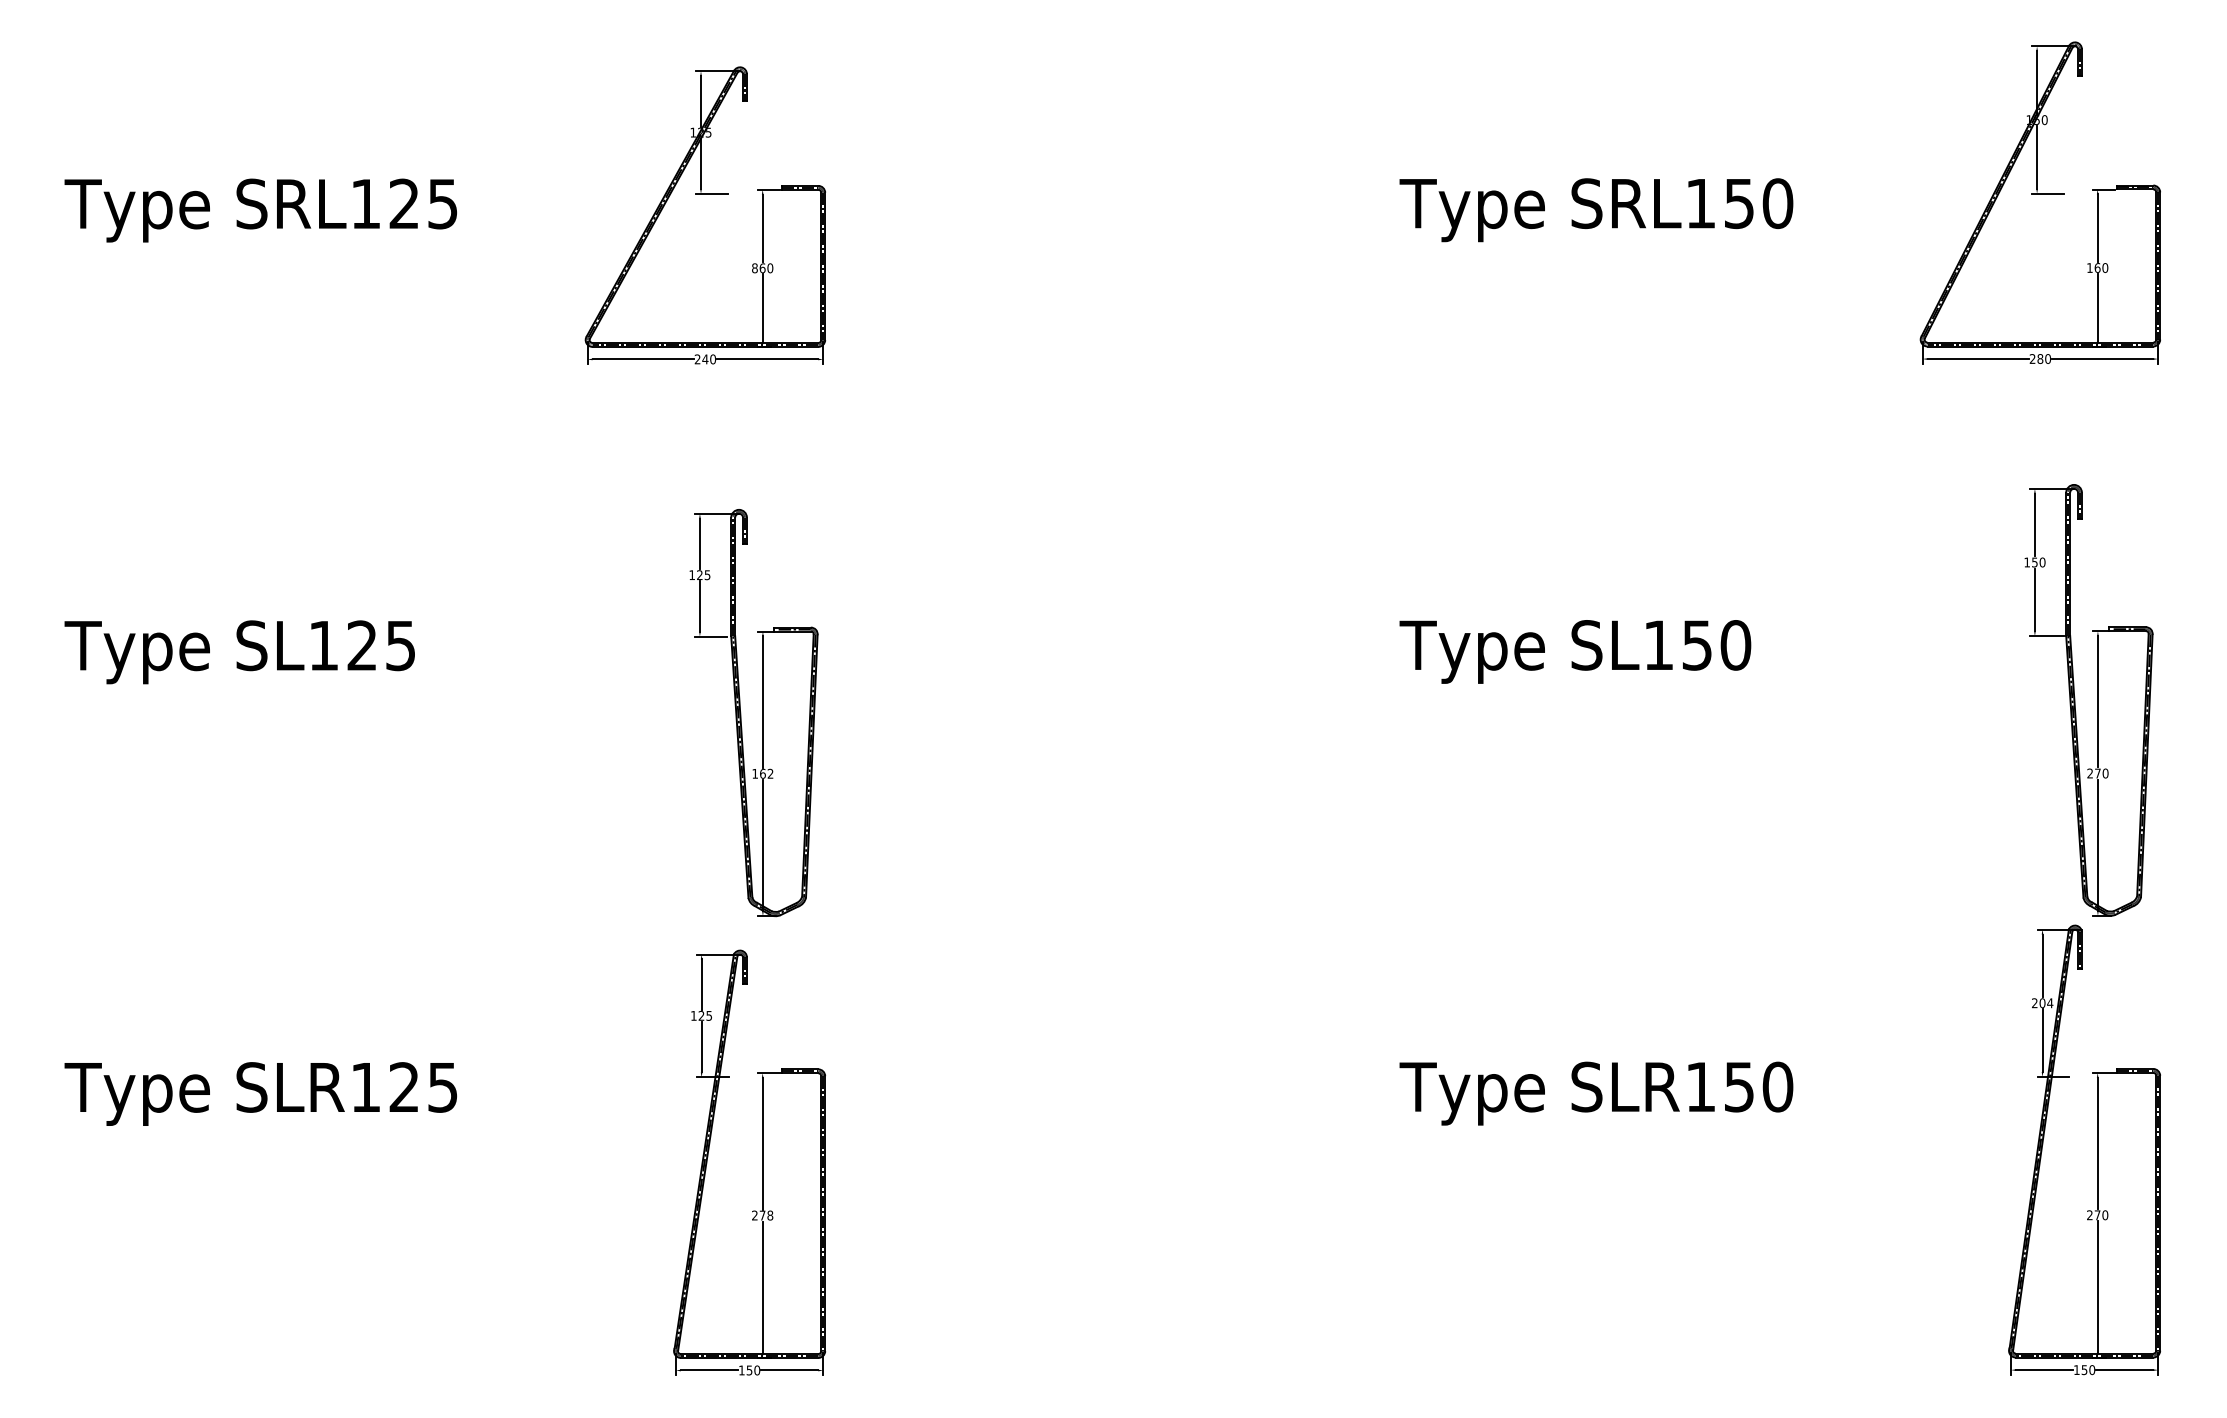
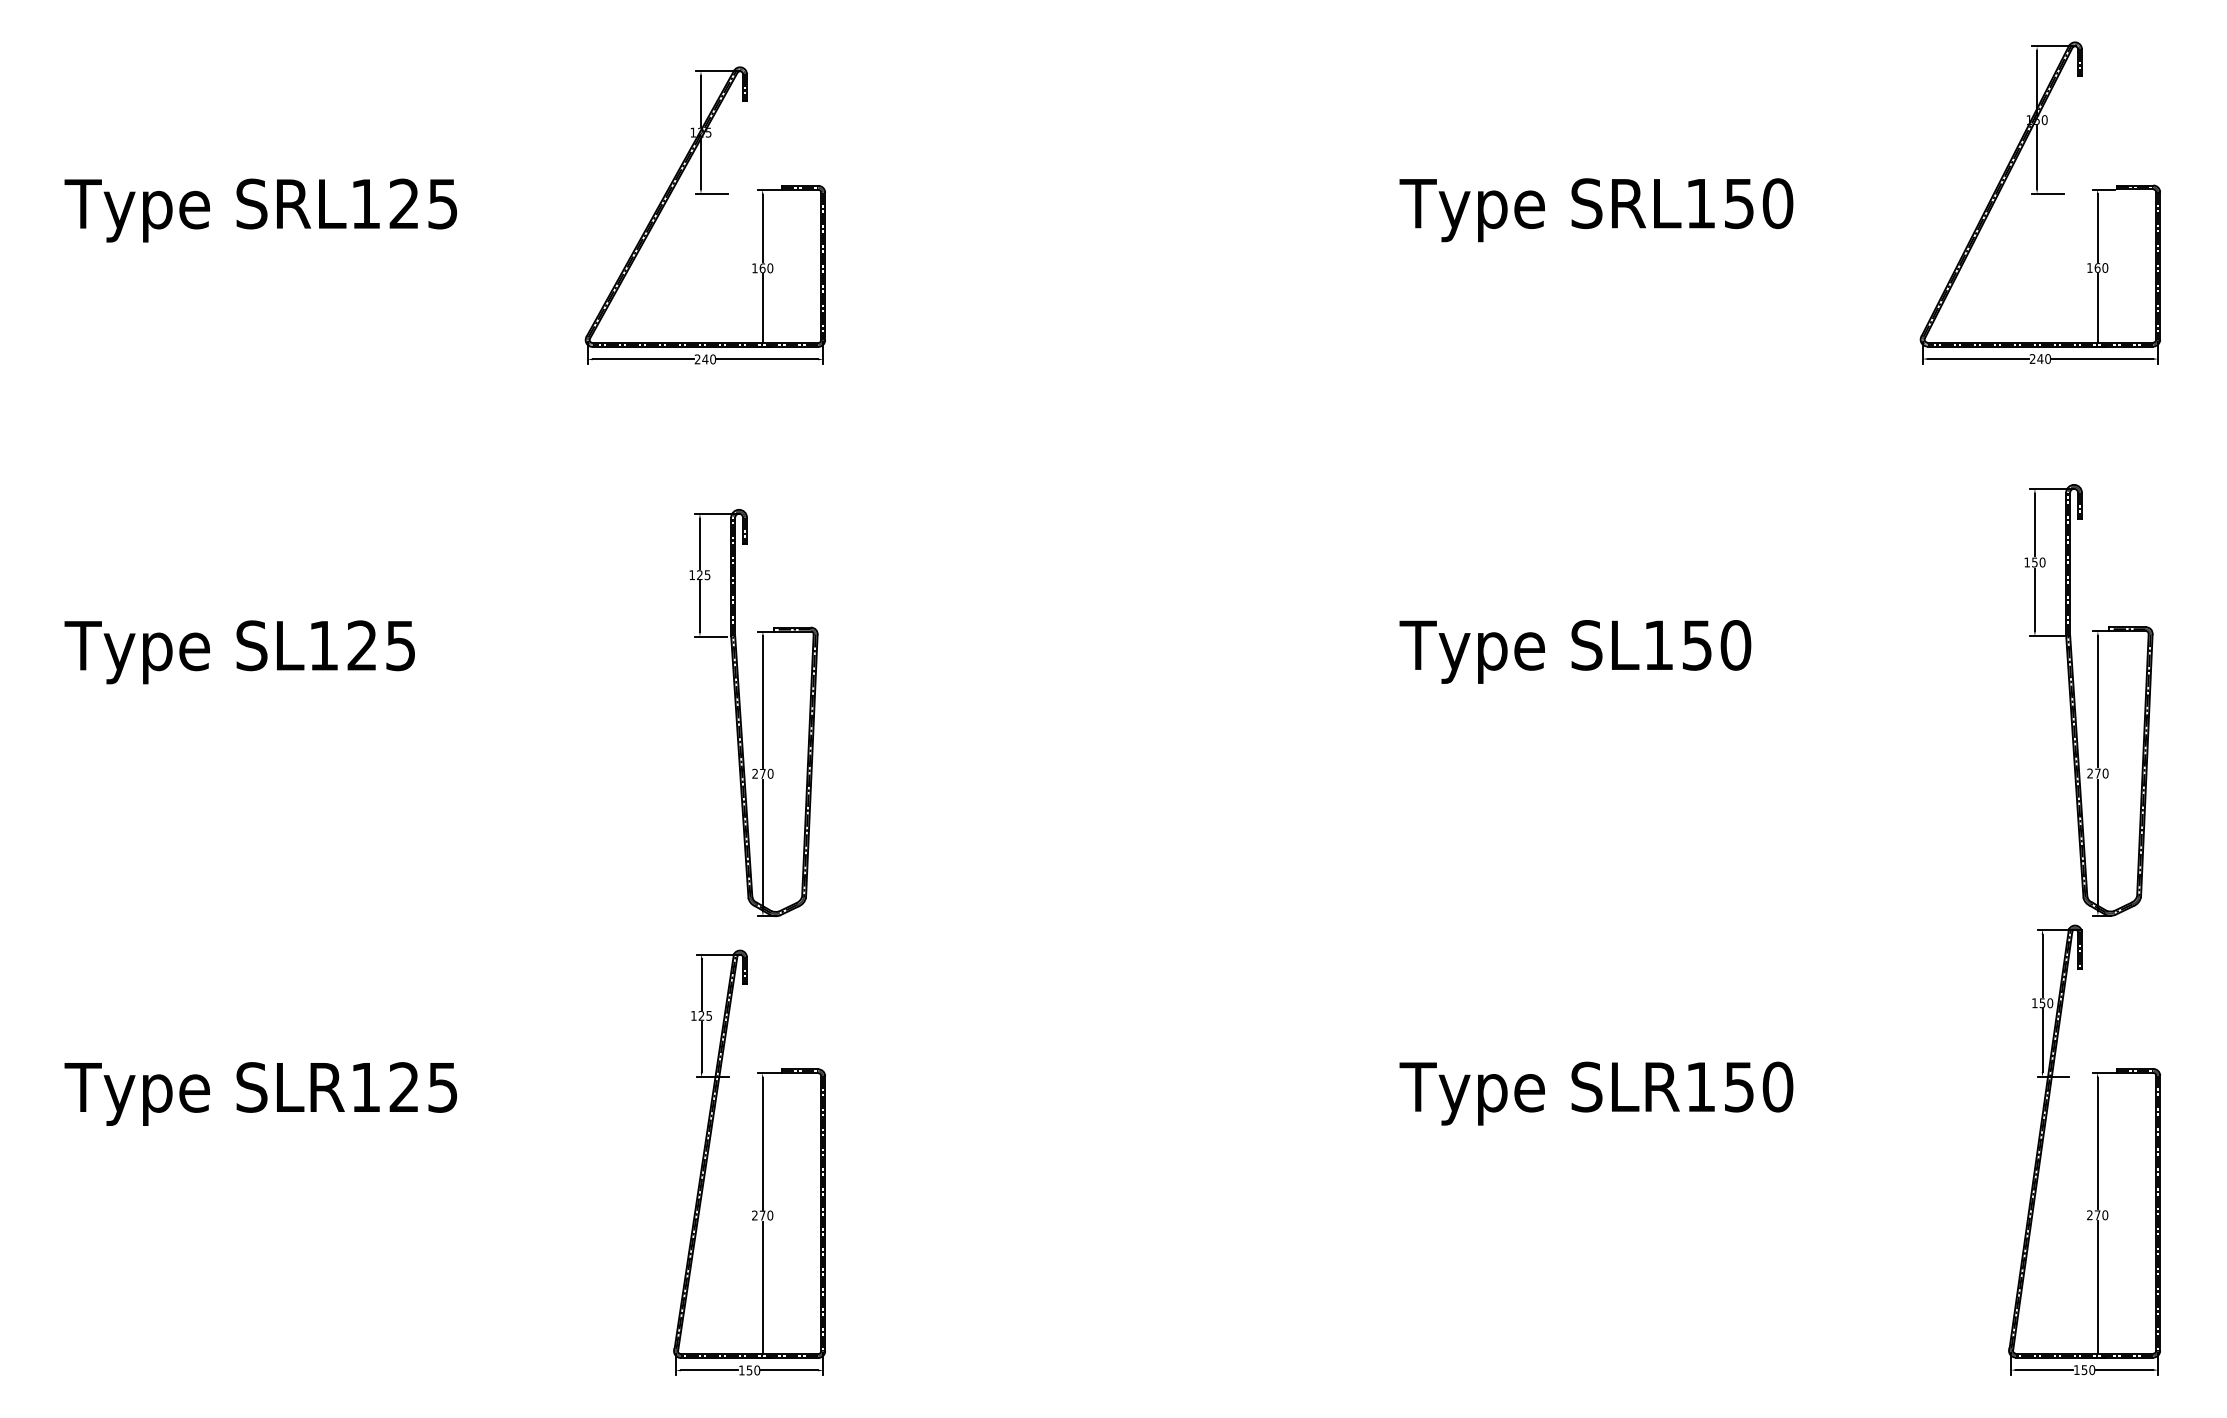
text: 860 -> 160 (754, 268)
text: 280 -> 240 (2040, 358)
text: 162 -> 270 (762, 773)
text: 204 -> 150 (2042, 1003)
text: 278 -> 270 (770, 1215)
